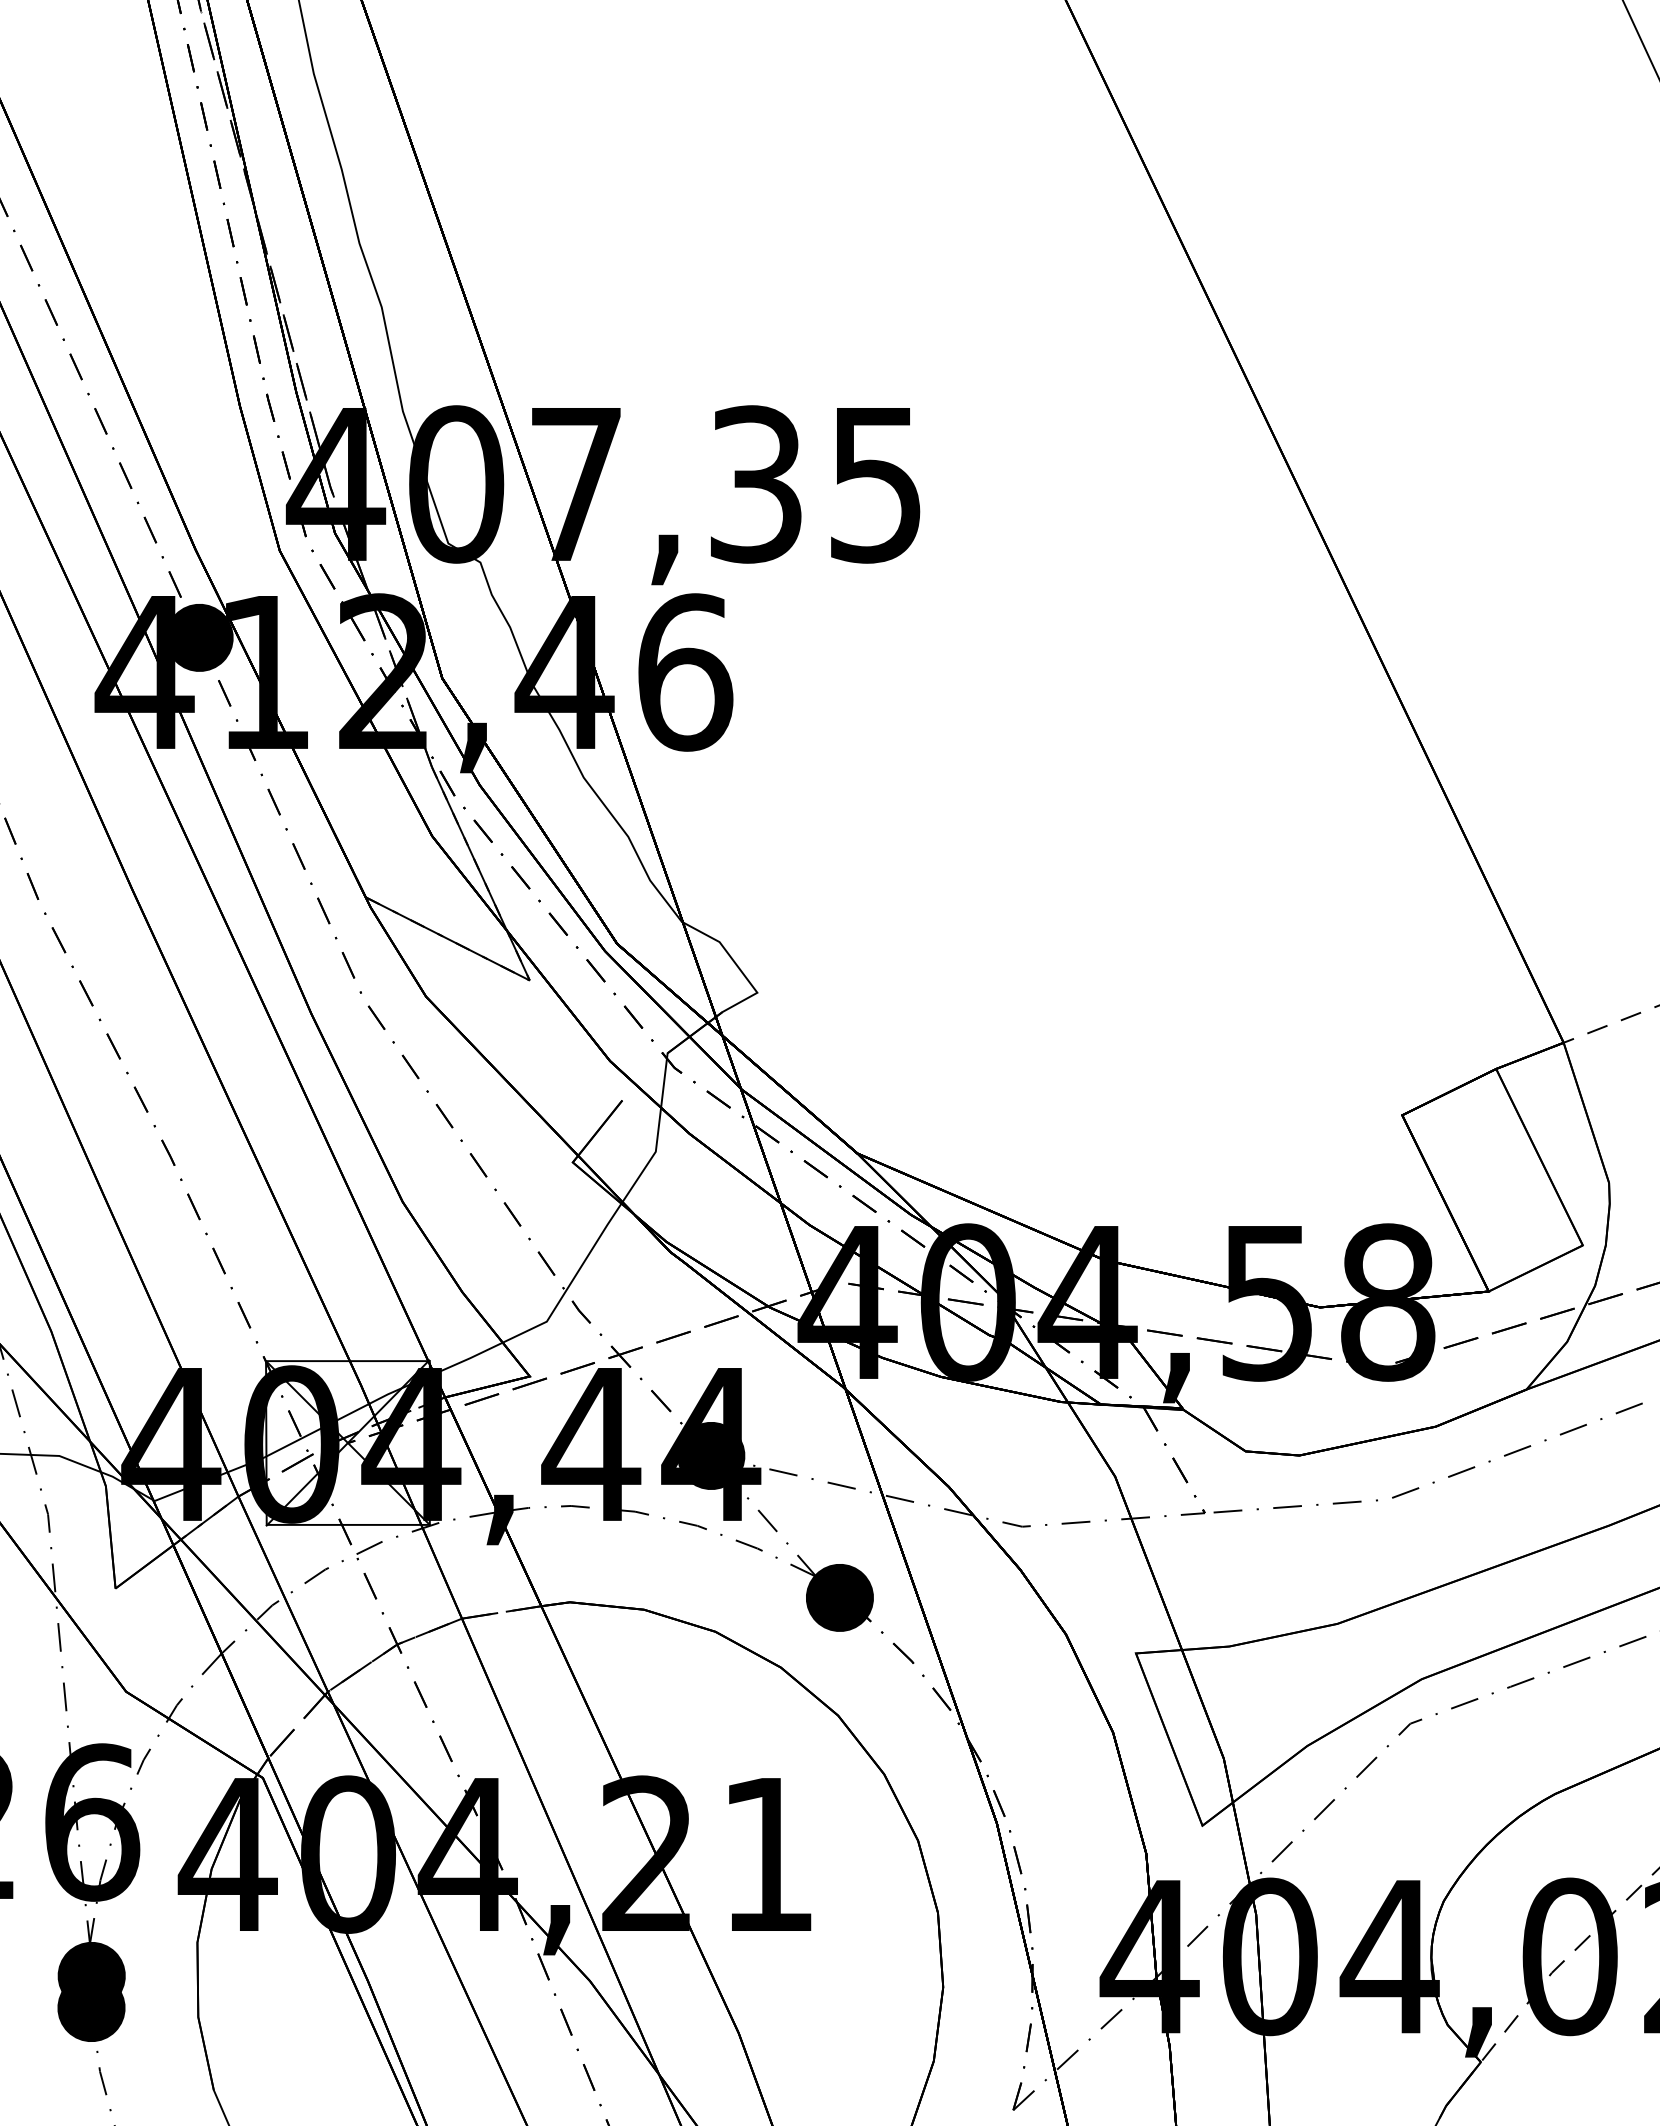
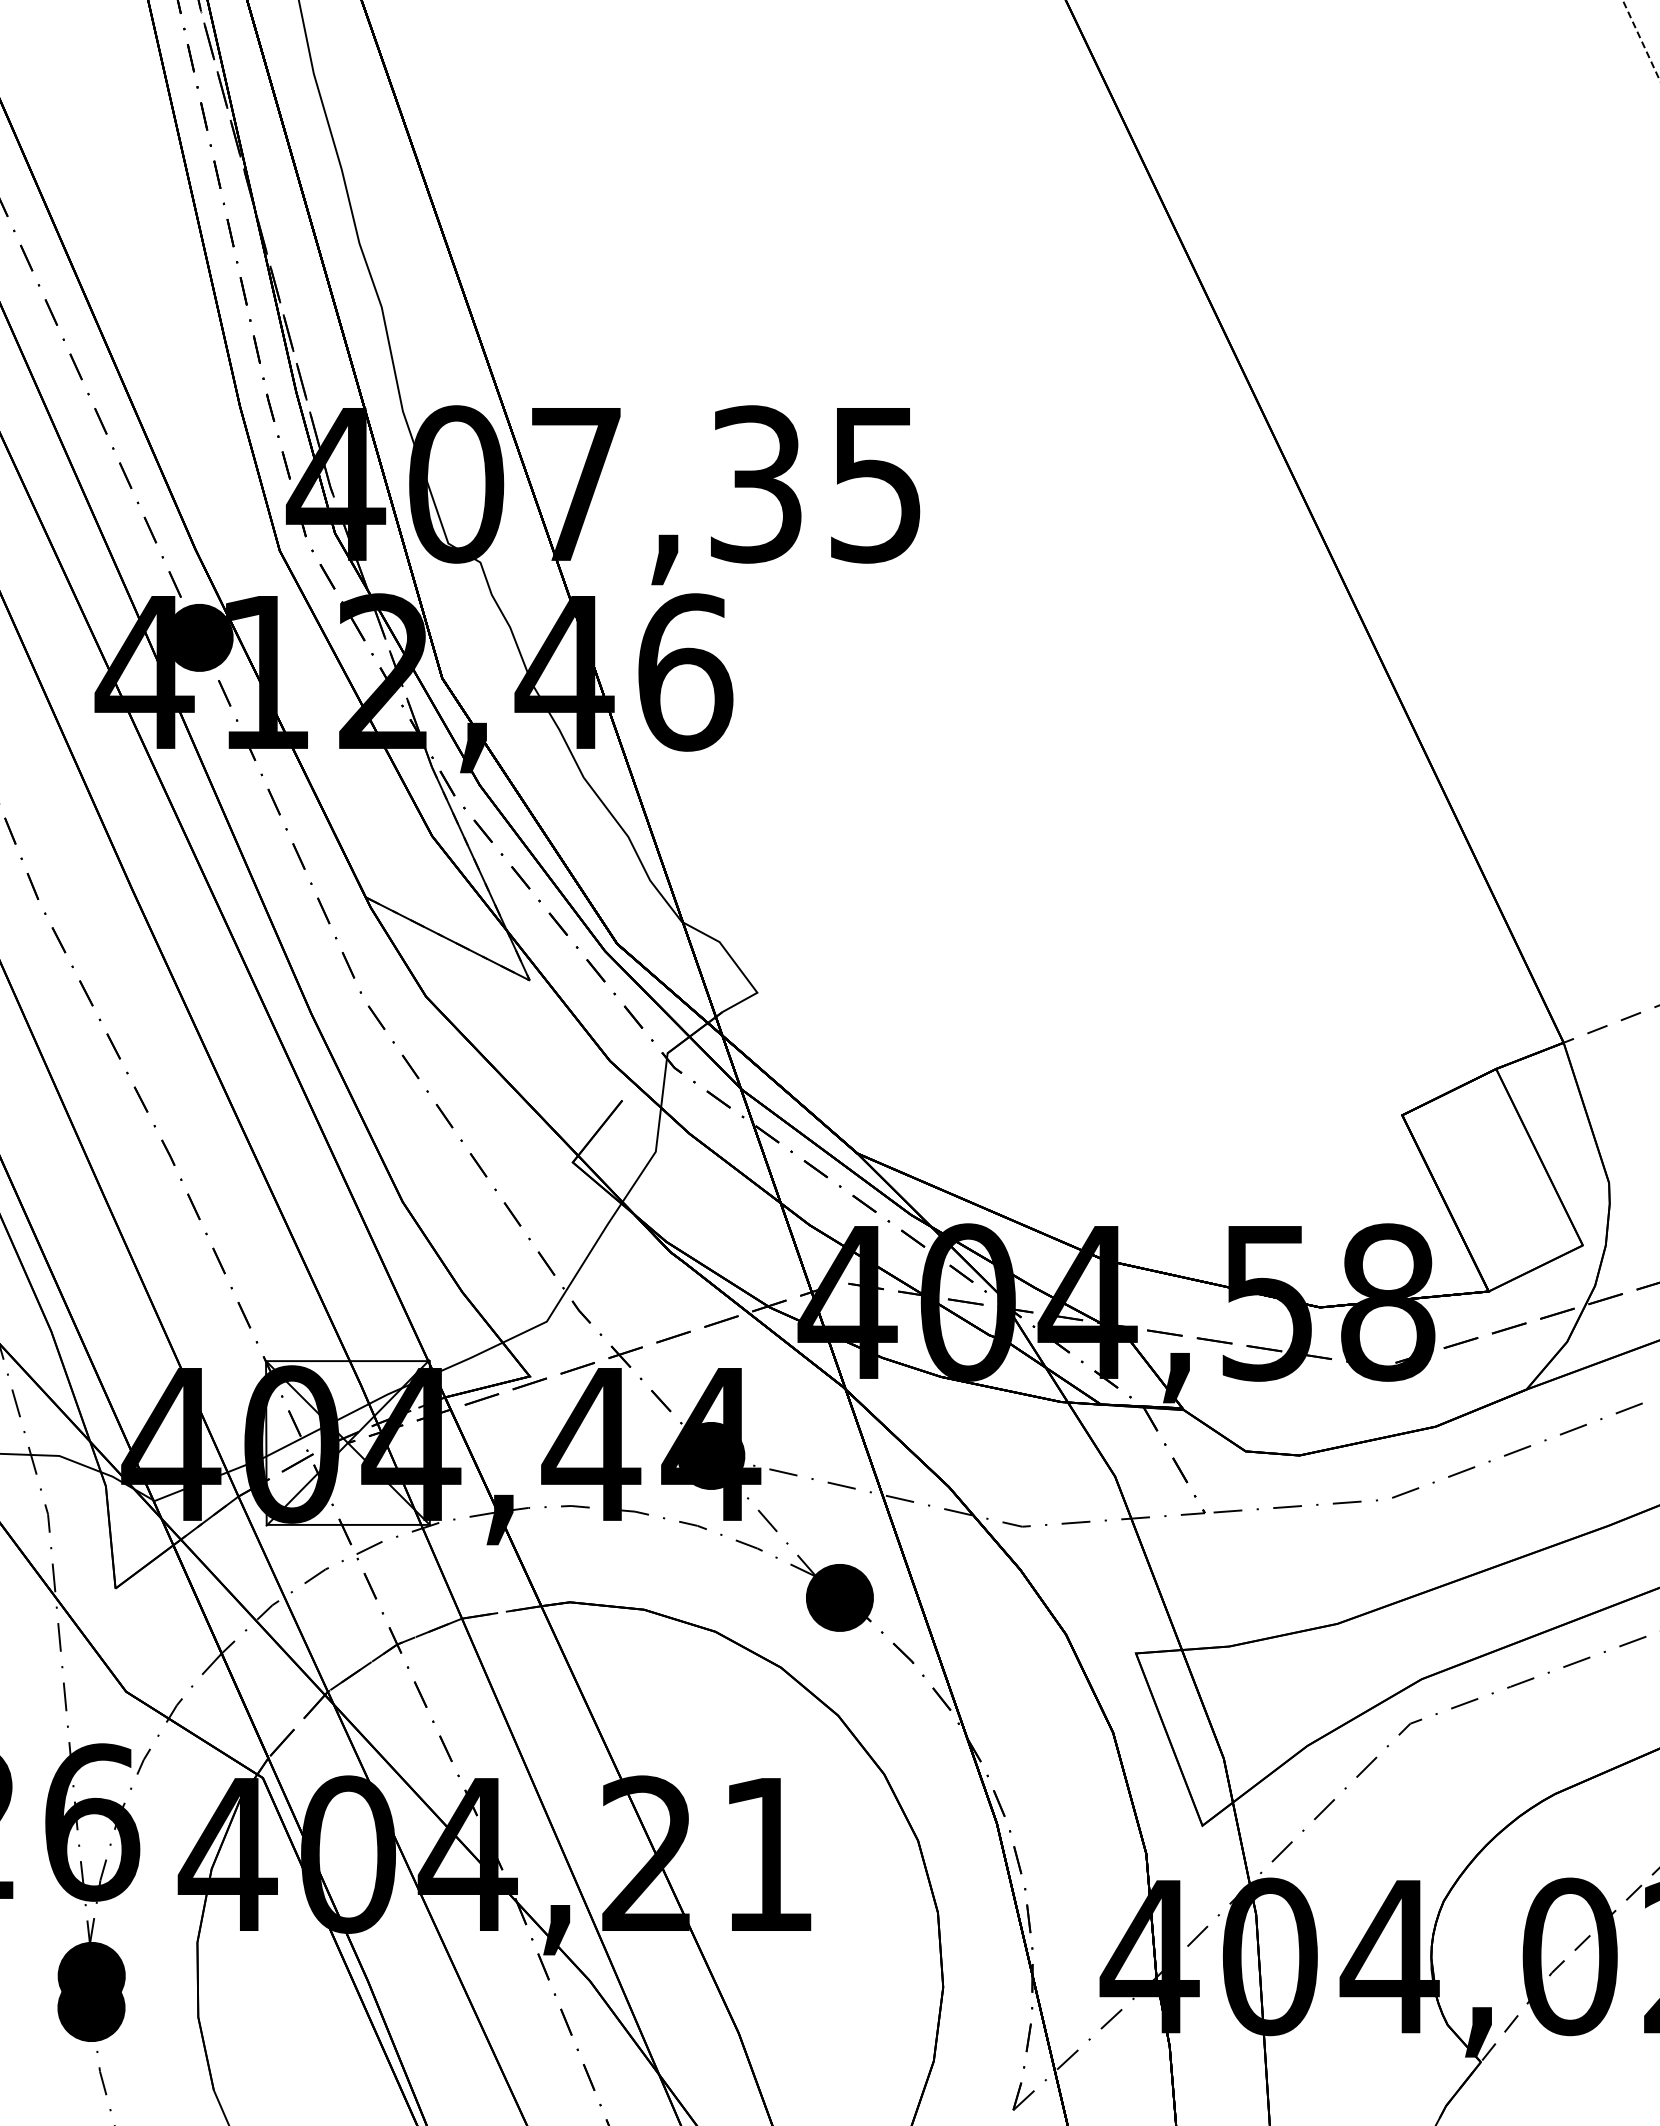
line: solid -> dashed (1641, 39)
